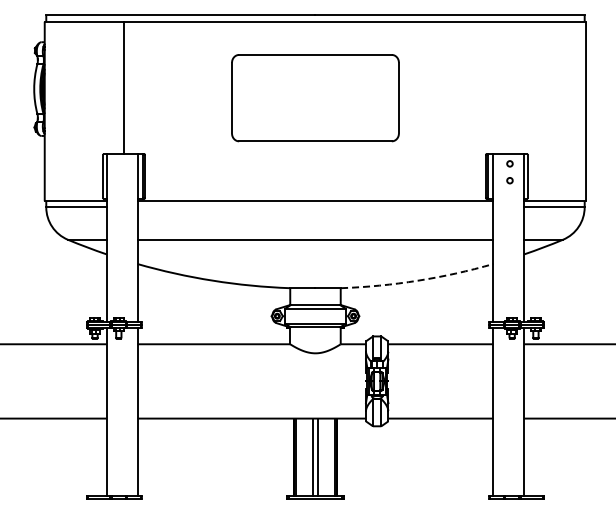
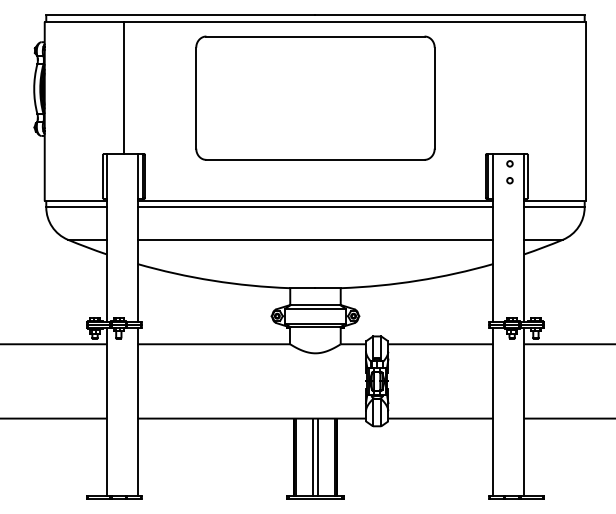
part size: 169x89 px -> 241x126 px (315, 97)
line: none -> present (315, 207)
arc: dashed -> solid (417, 280)
